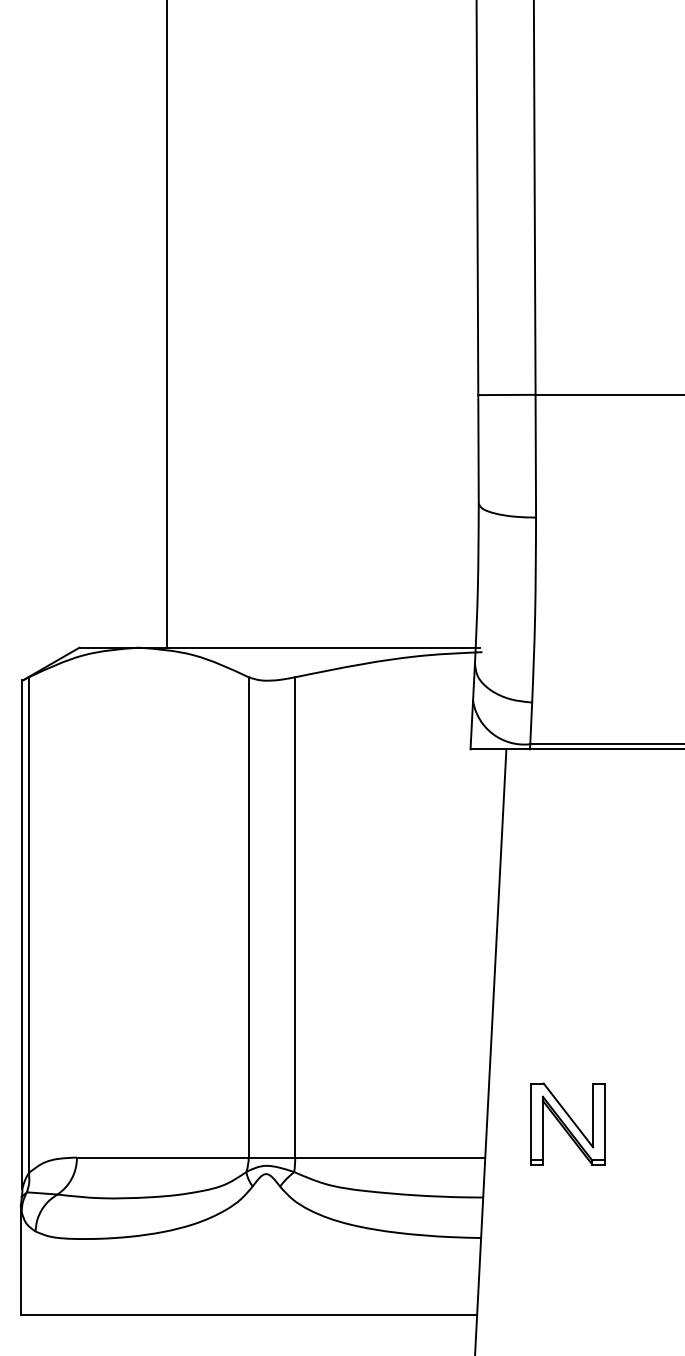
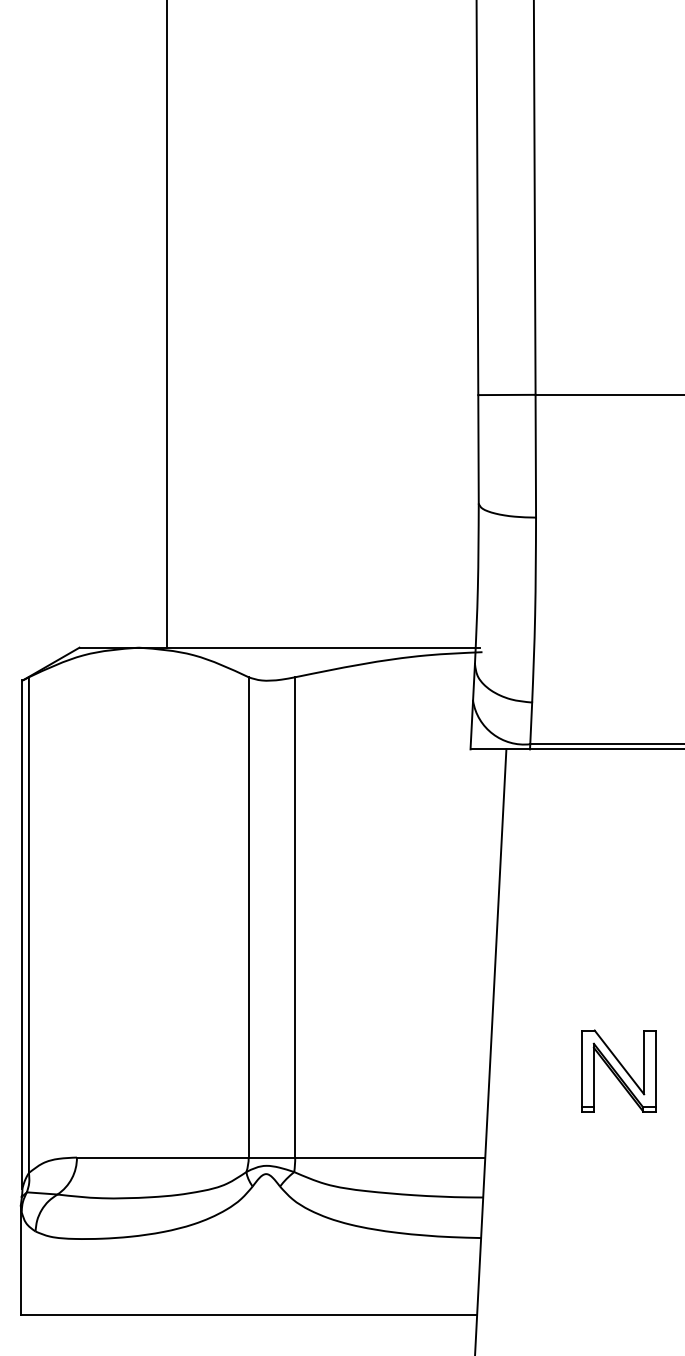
part position: (567, 1123) -> (618, 1070) (618, 1070)
